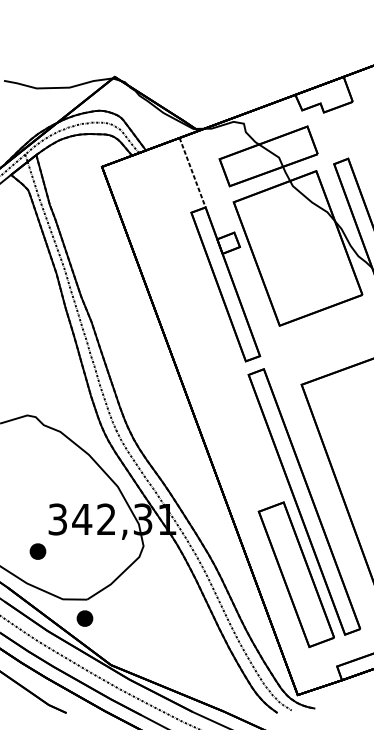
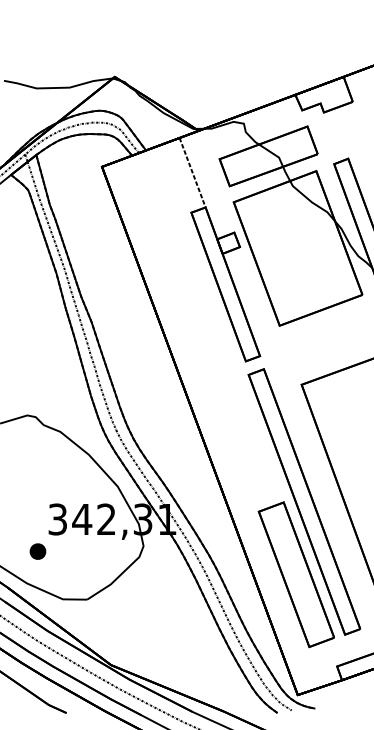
part: present -> none (84, 618)
